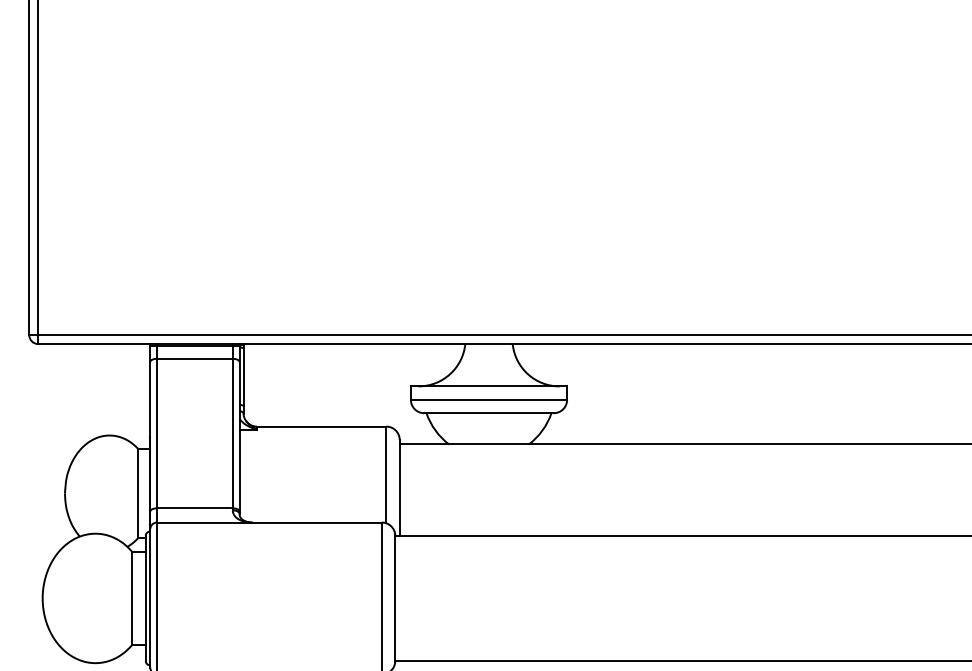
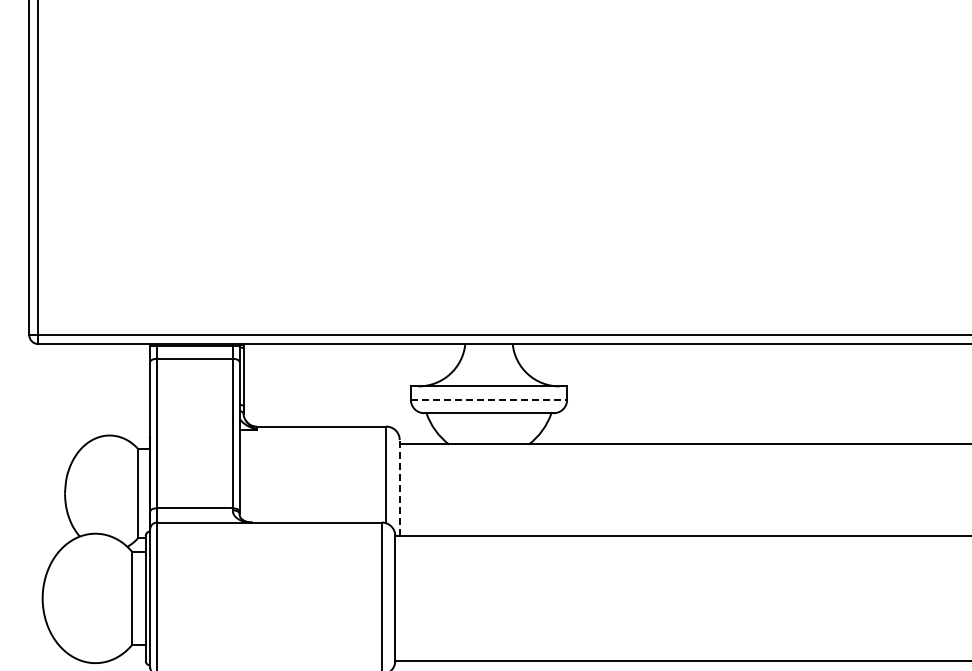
line: solid -> dashed (489, 399)
line: solid -> dashed (399, 487)
